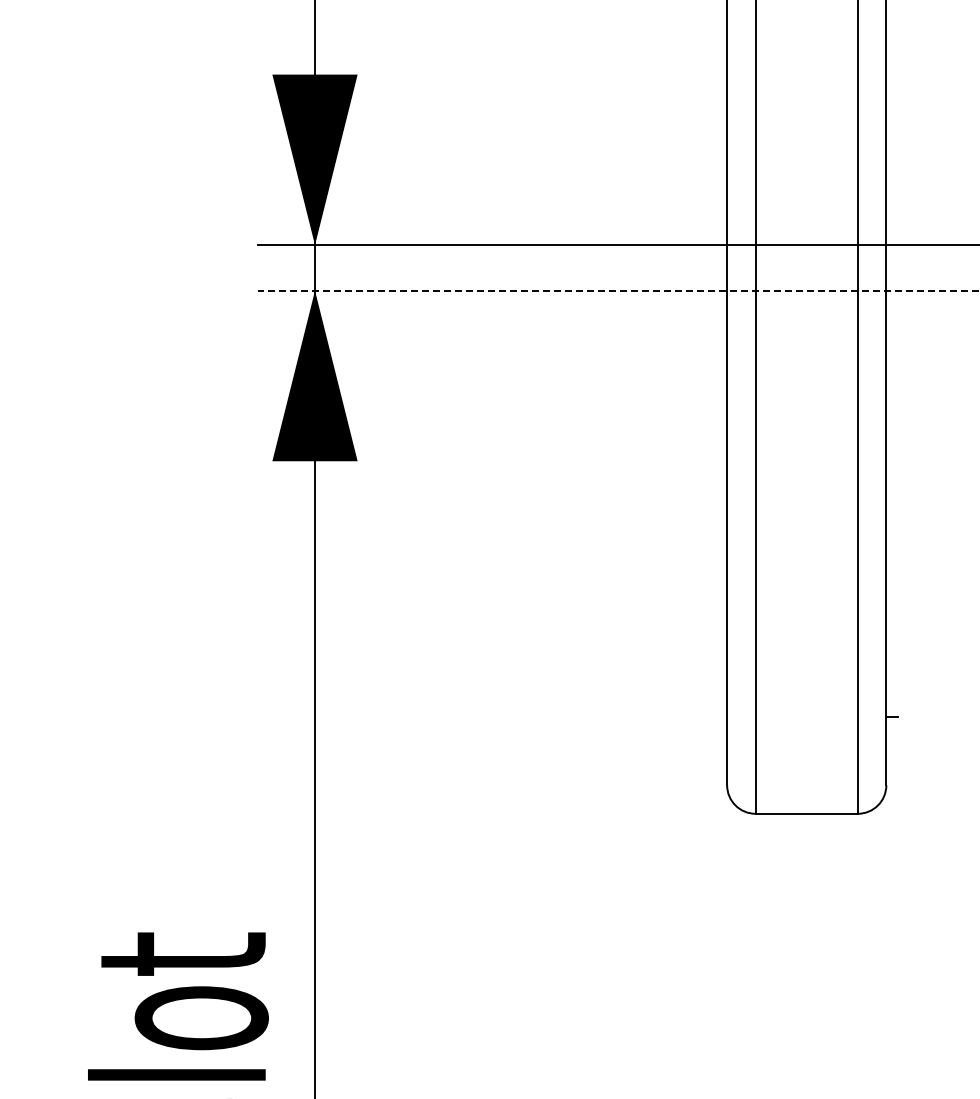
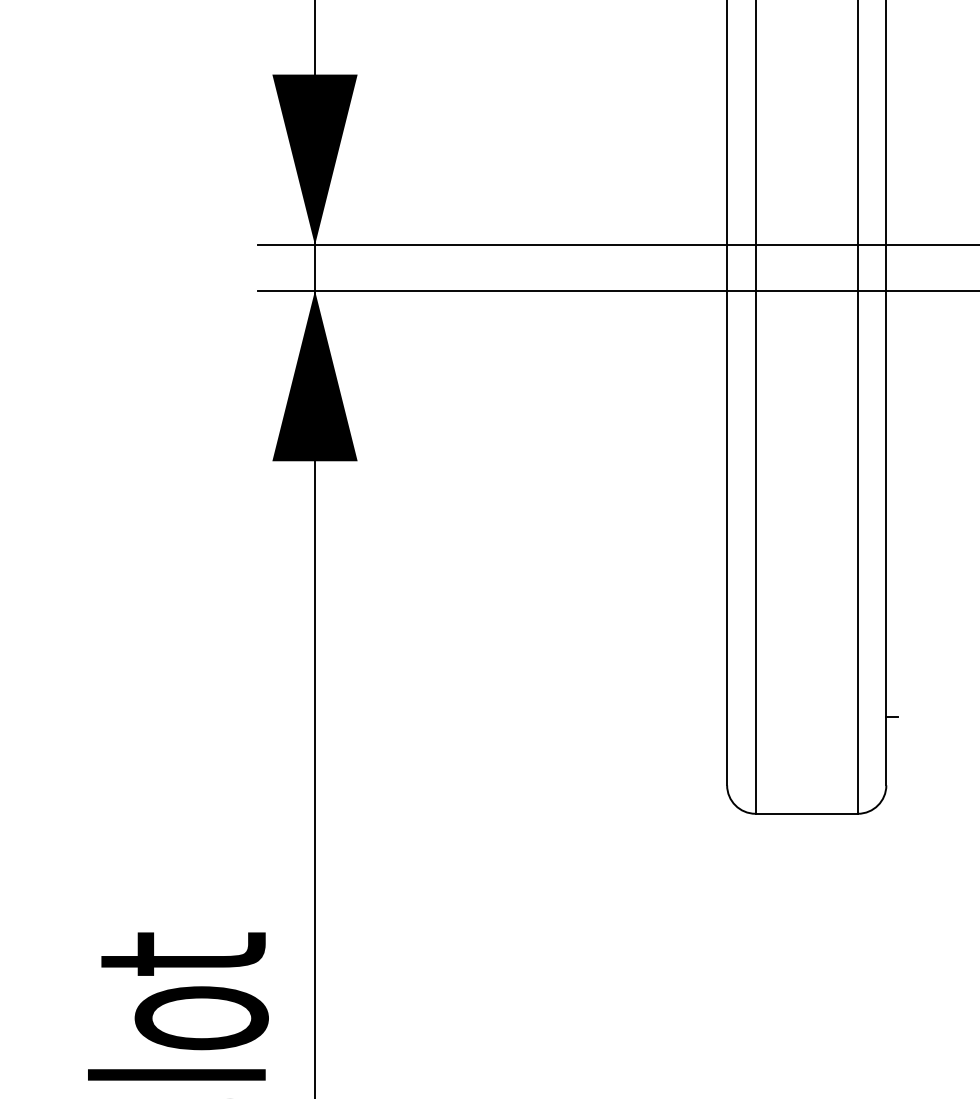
line: dashed -> solid (618, 290)
